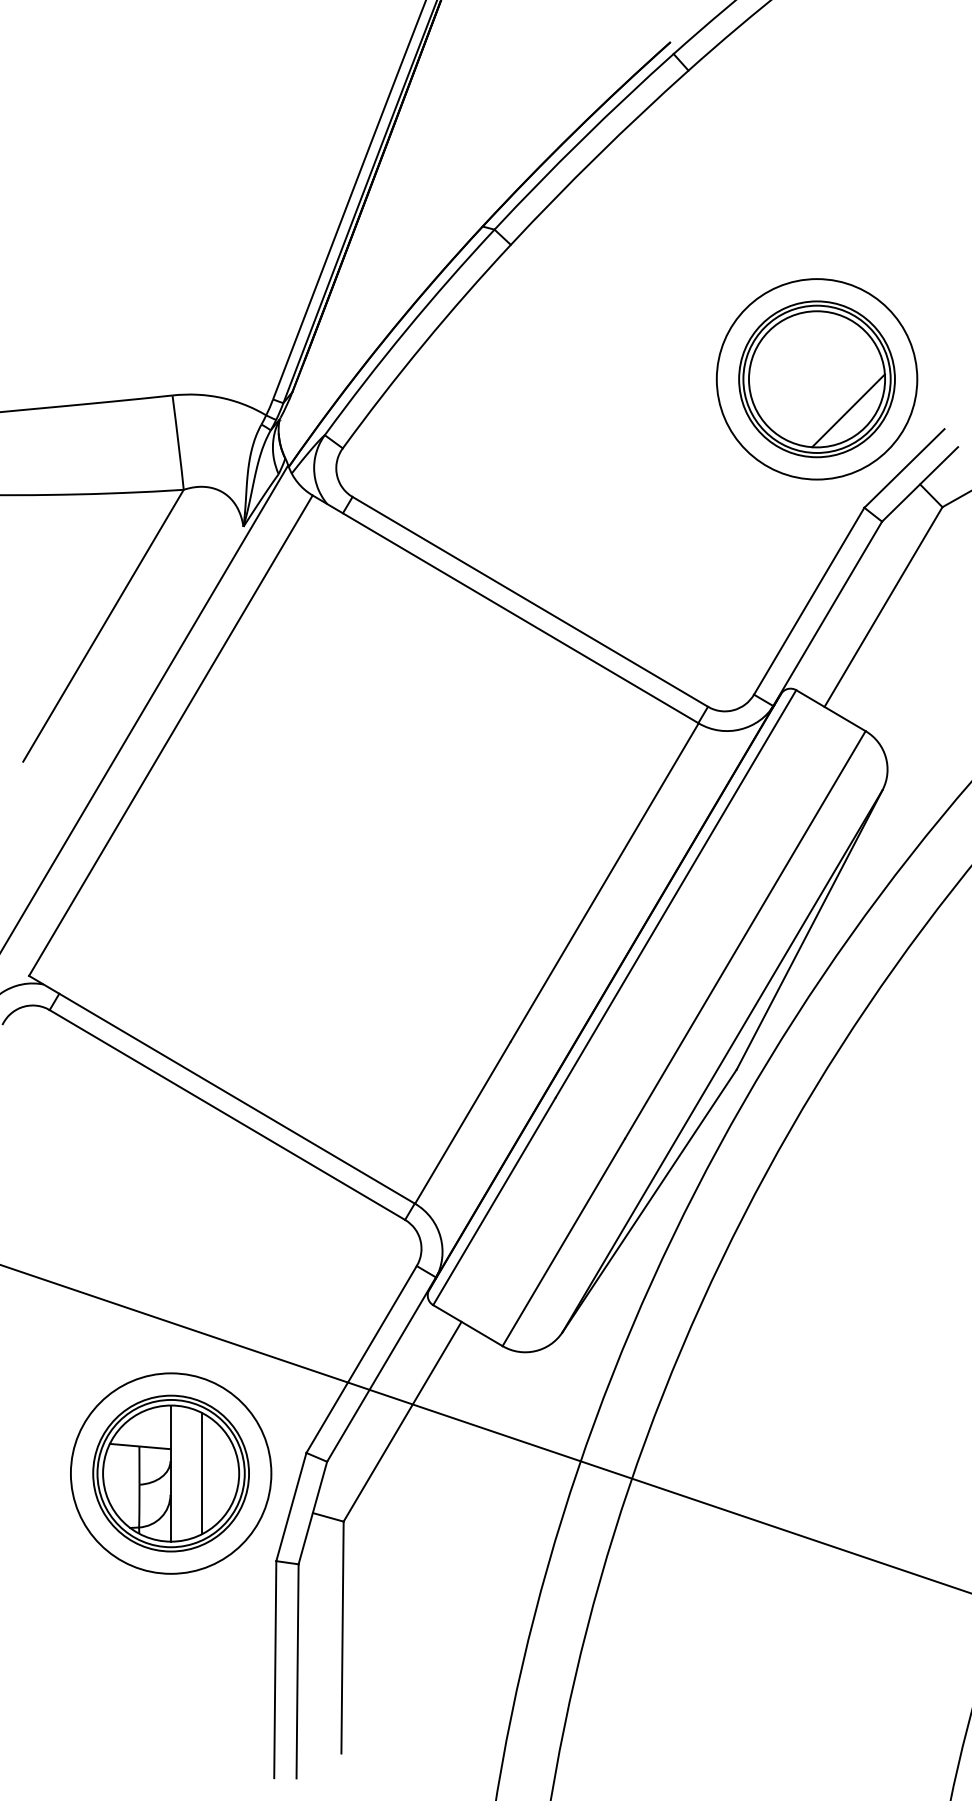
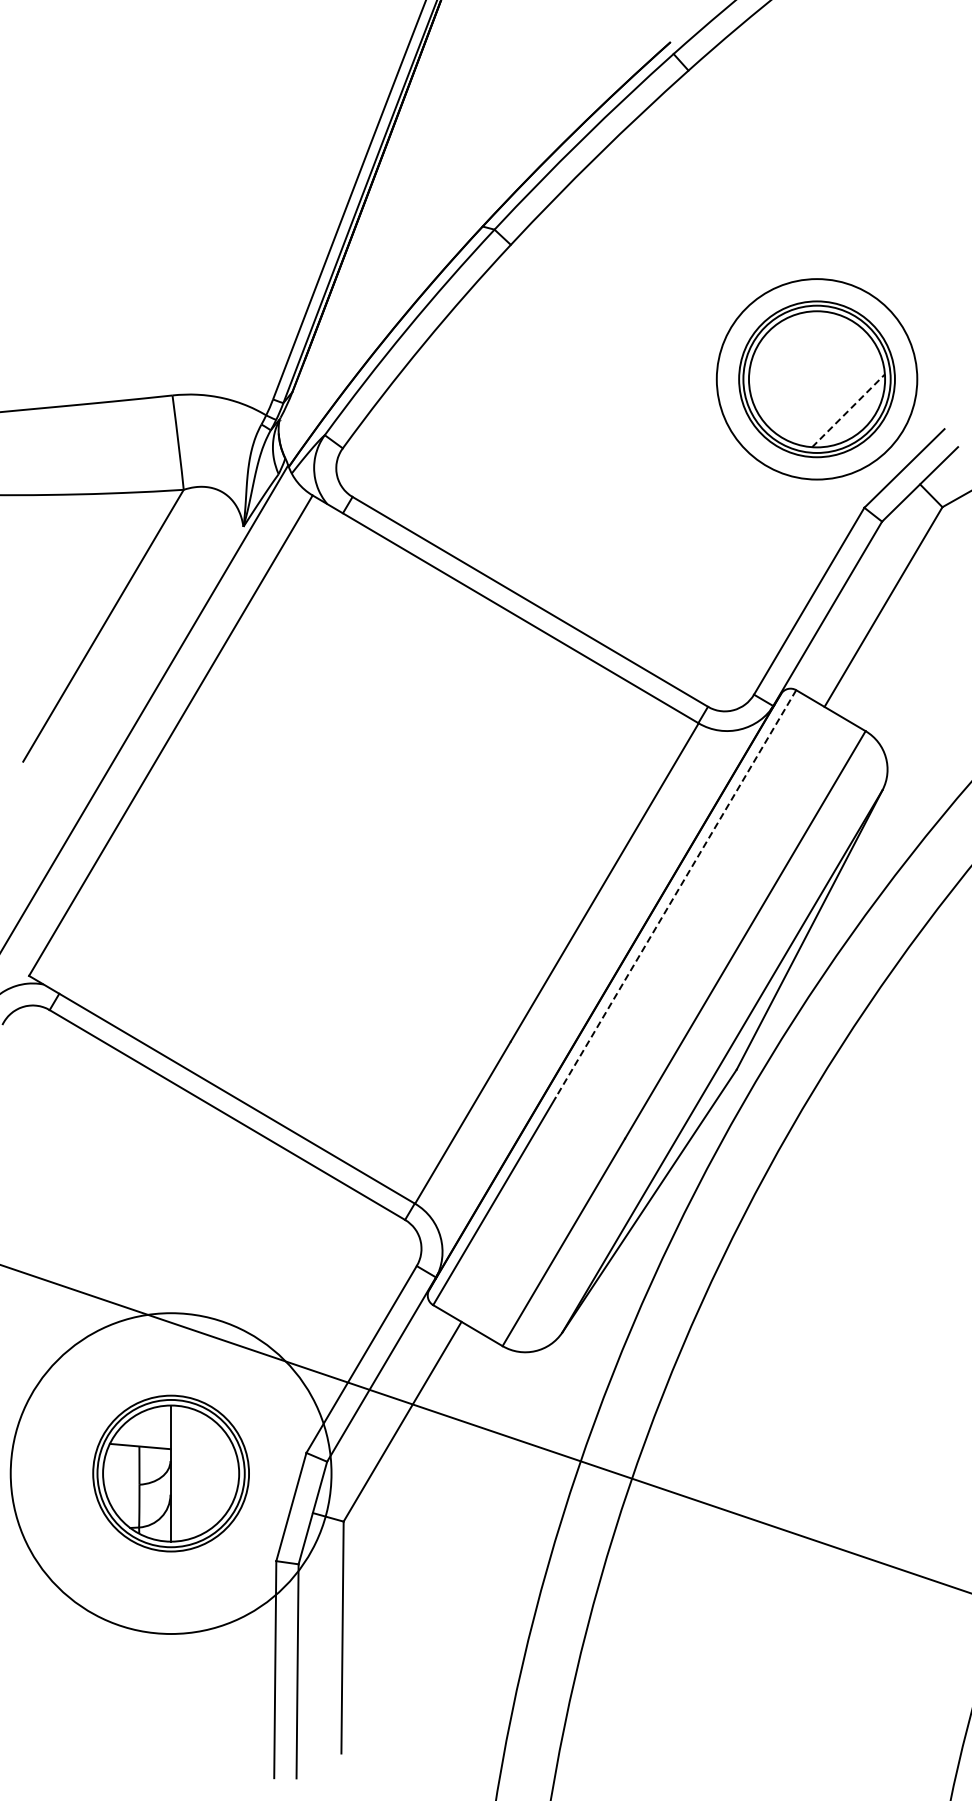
line: solid -> dashed (848, 410)
line: solid -> dashed (675, 894)
circle diameter: 200 px -> 321 px (170, 1473)
line: present -> none (202, 1473)
